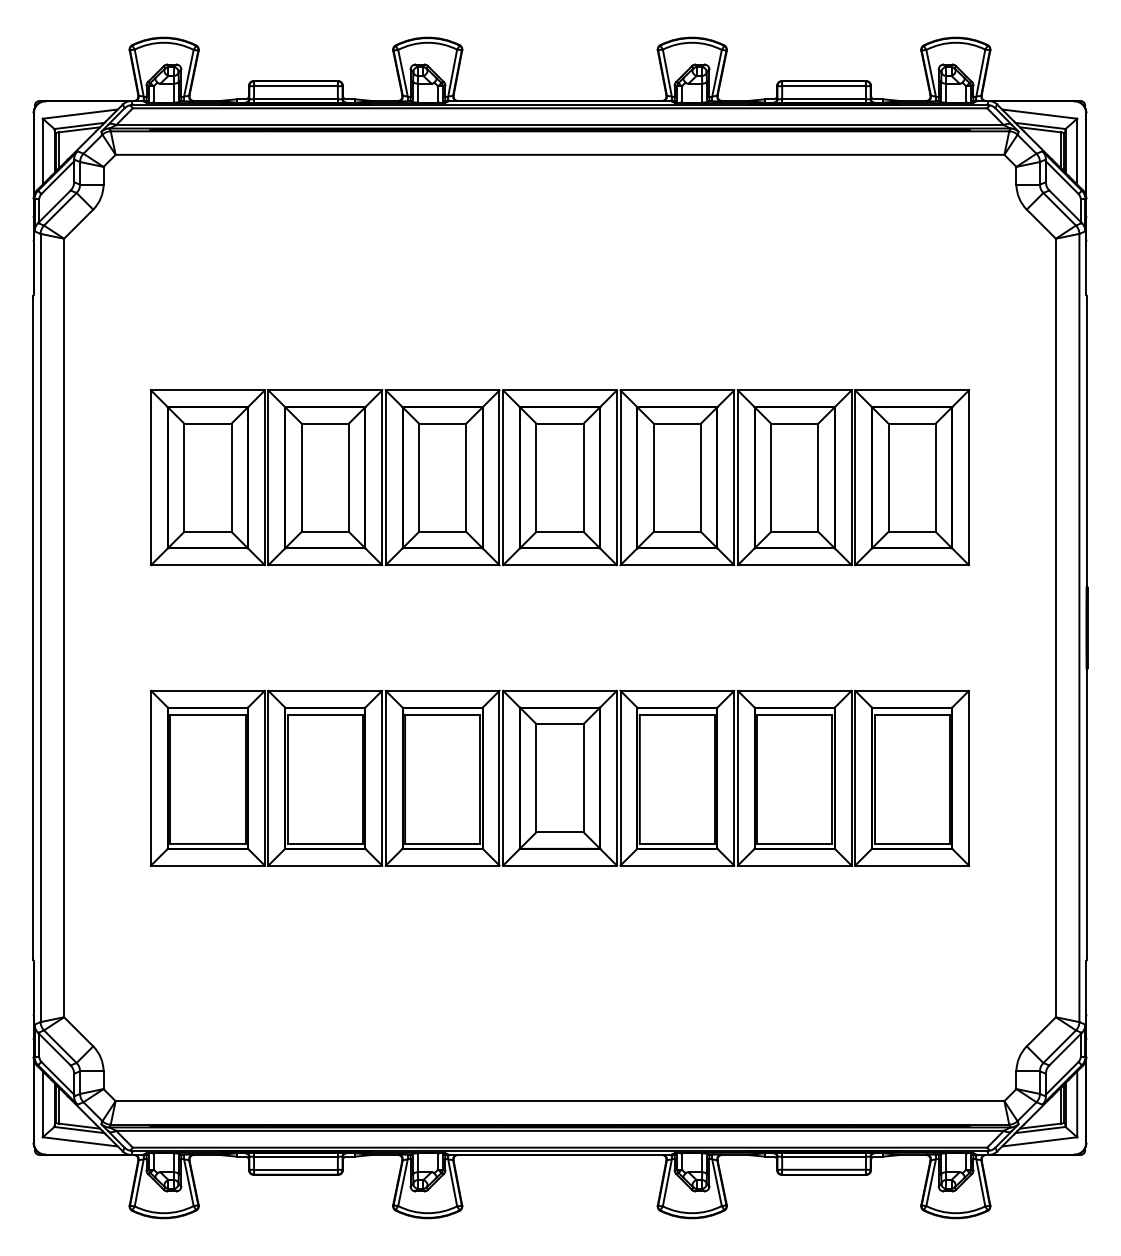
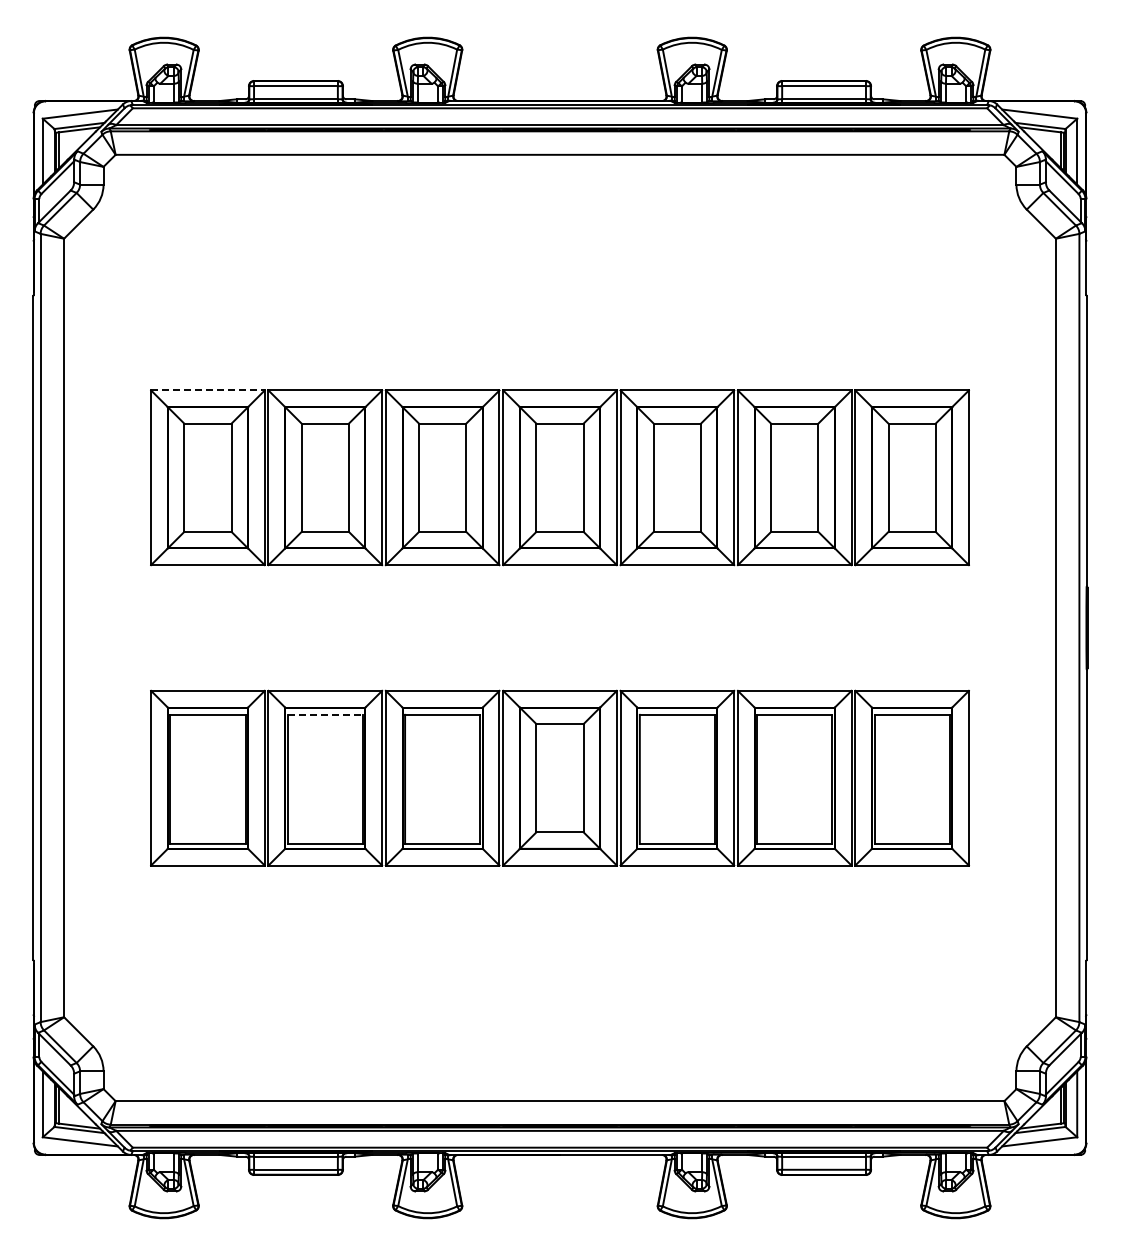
line: solid -> dashed (207, 390)
line: solid -> dashed (325, 714)
